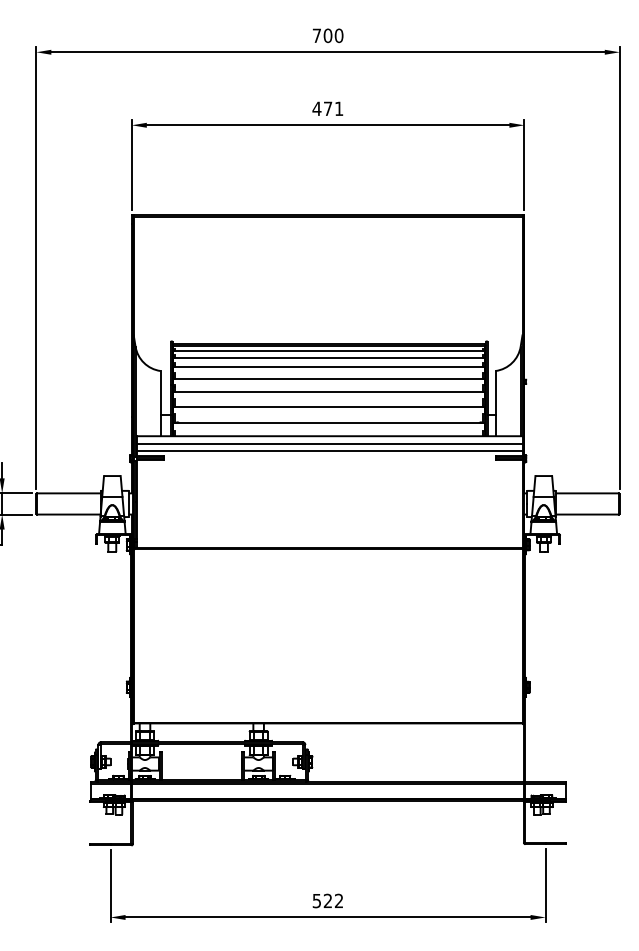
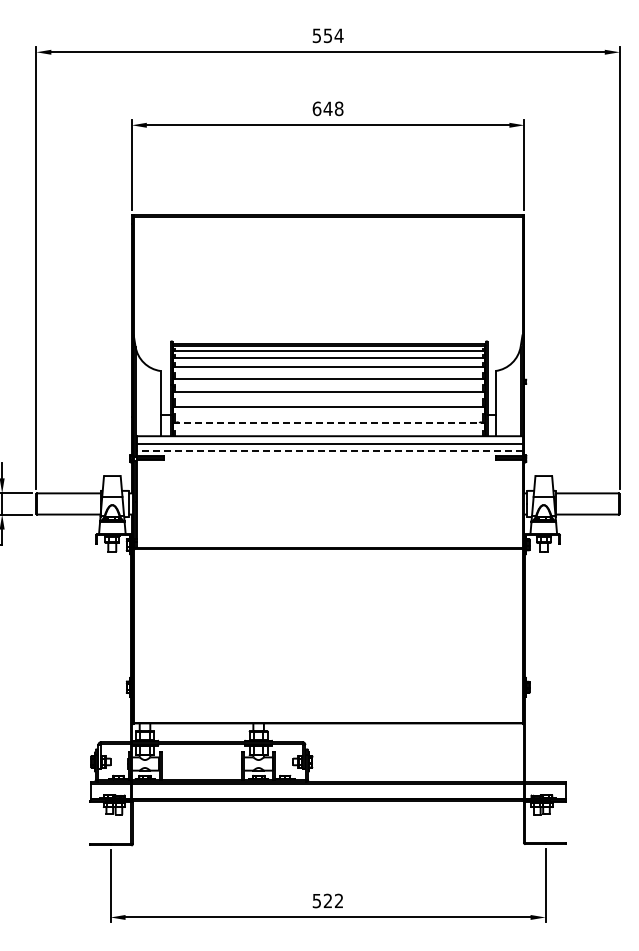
text: 700 -> 554 (327, 35)
text: 471 -> 648 (327, 108)
line: solid -> dashed (329, 423)
line: solid -> dashed (329, 451)
